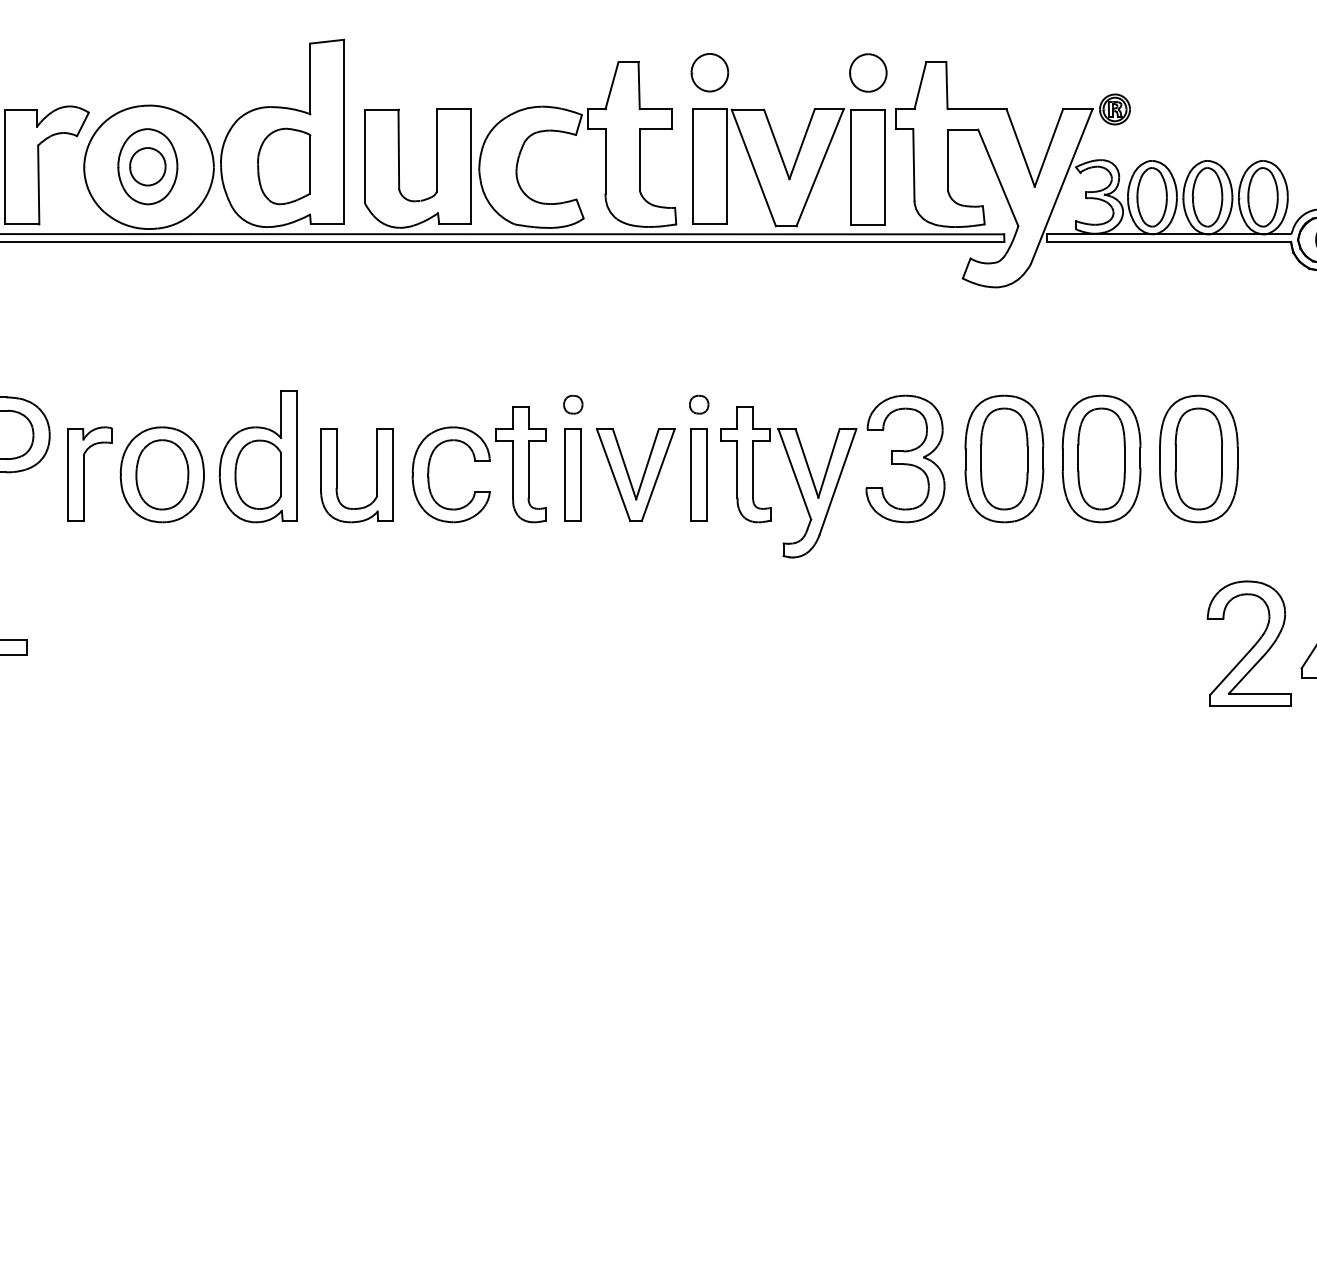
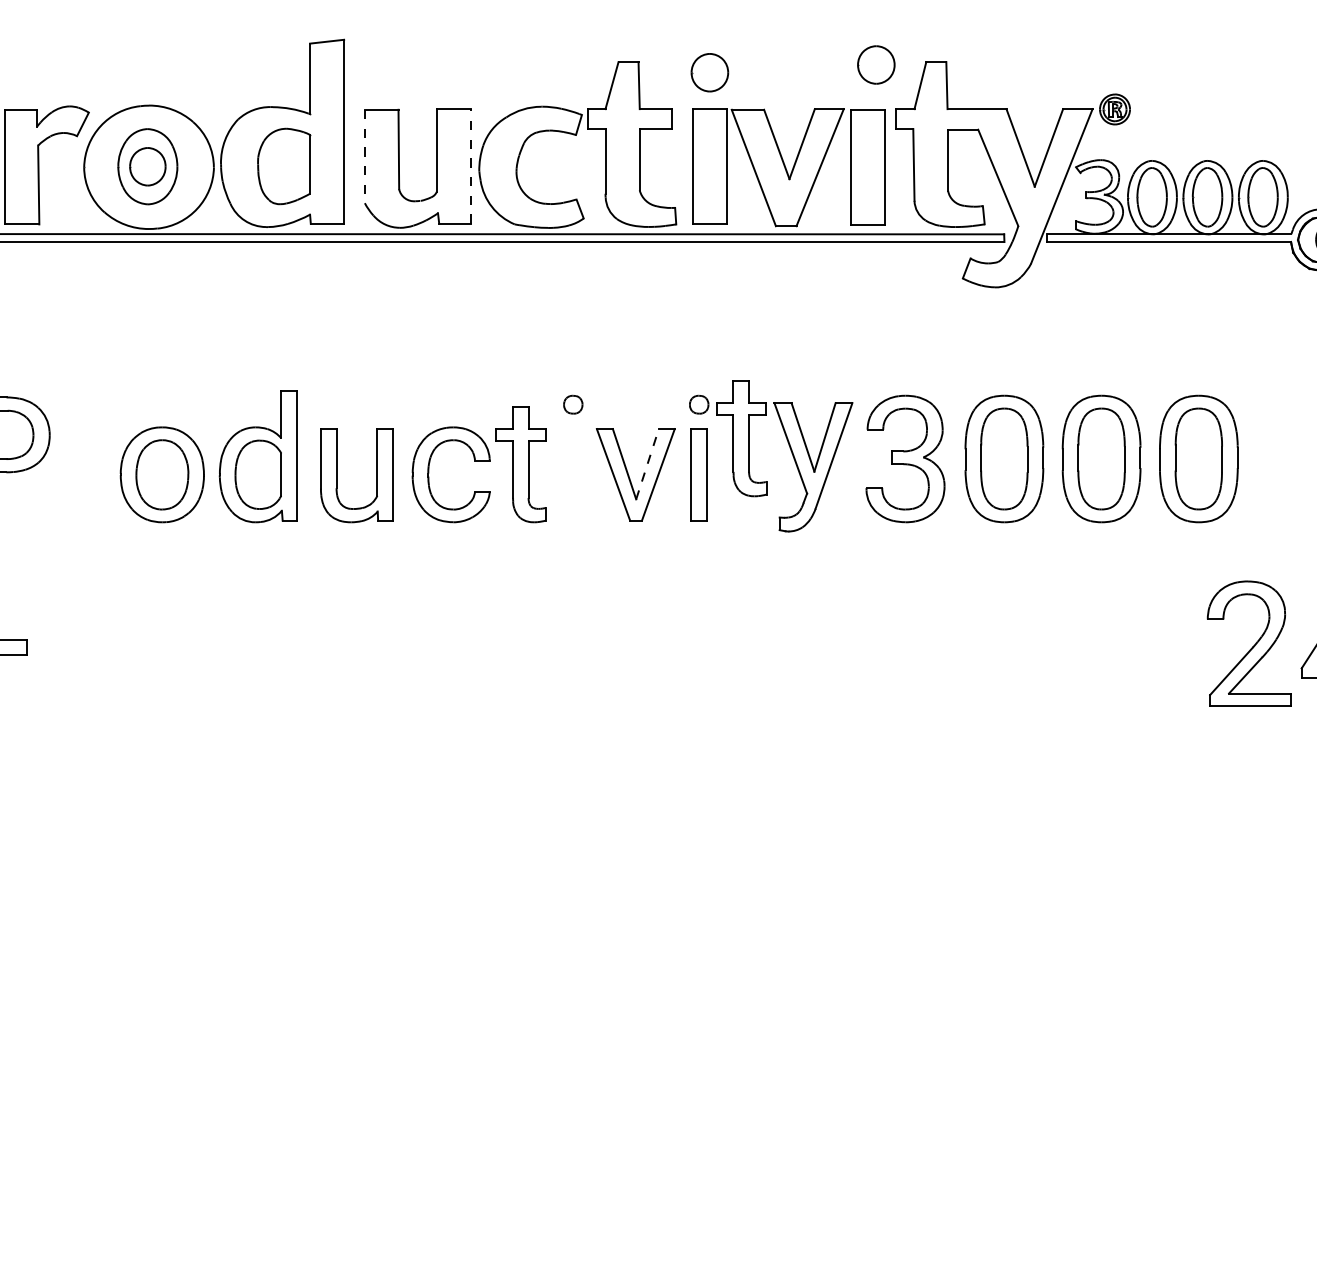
part position: (868, 72) -> (876, 64) (876, 64)
line: solid -> dashed (364, 156)
line: solid -> dashed (471, 166)
line: solid -> dashed (647, 464)
part: present -> none (89, 473)
part: present -> none (572, 474)
part position: (795, 479) -> (791, 453) (791, 453)
